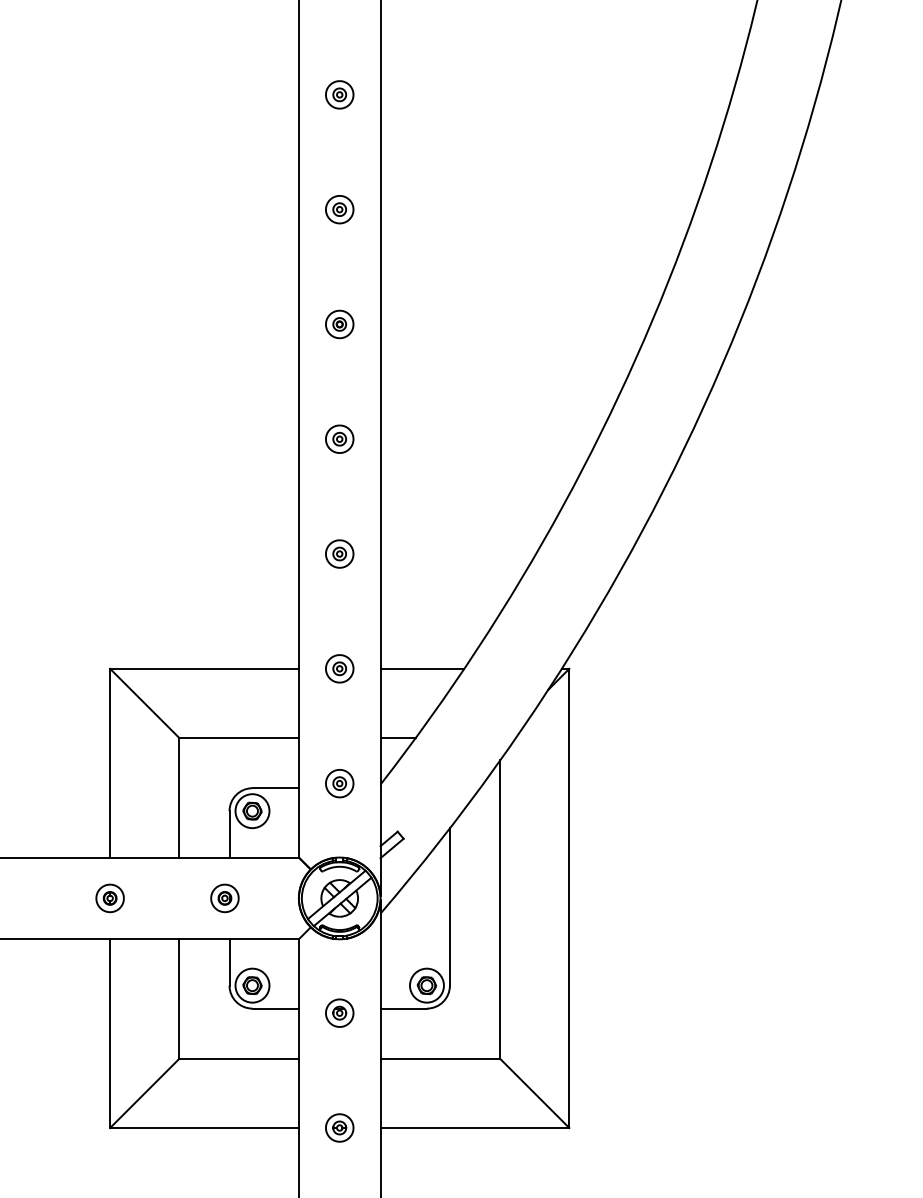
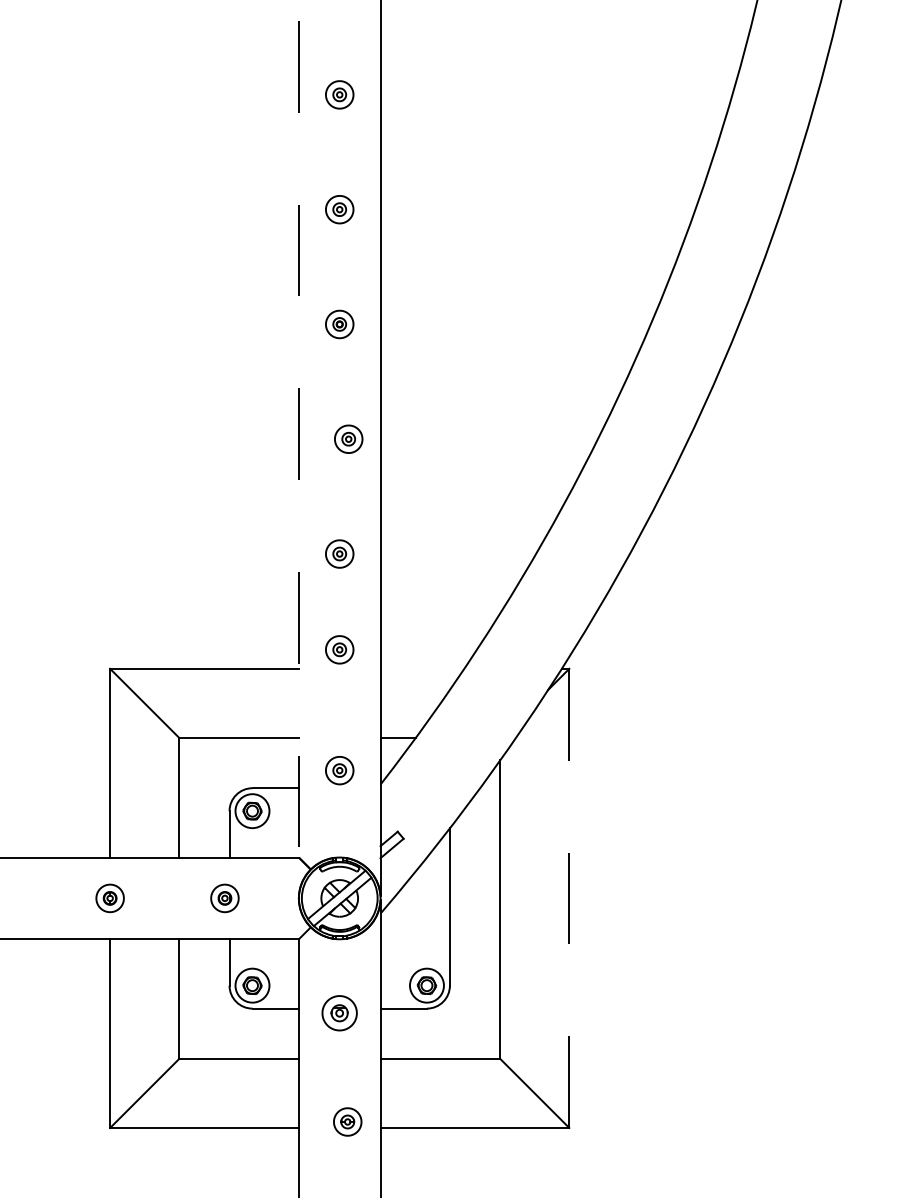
line: solid -> dashed (298, 429)
part position: (339, 438) -> (348, 438) (348, 438)
part position: (339, 668) -> (339, 649) (339, 649)
line: present -> none (422, 668)
part position: (339, 783) -> (339, 770) (339, 770)
line: solid -> dashed (569, 898)
part size: 30x30 px -> 37x37 px (339, 1013)
part position: (339, 1127) -> (347, 1121) (347, 1121)
